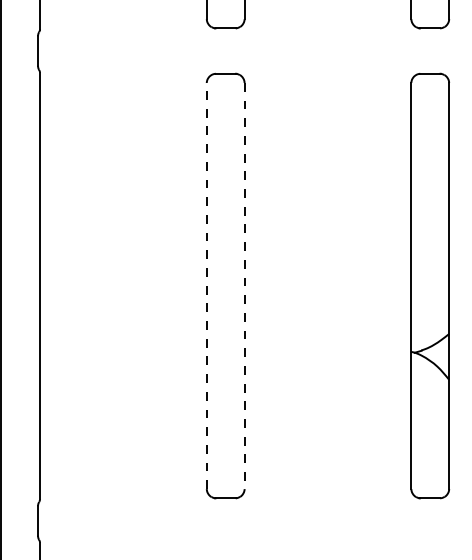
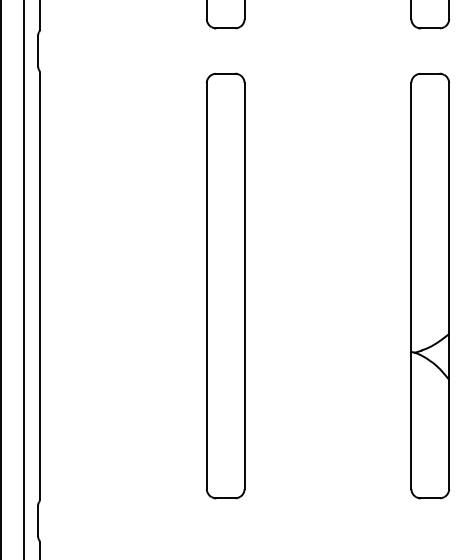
line: none -> present (23, 279)
line: dashed -> solid (206, 285)
line: dashed -> solid (244, 286)
